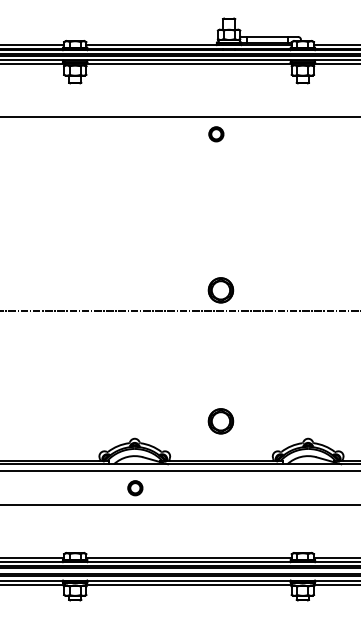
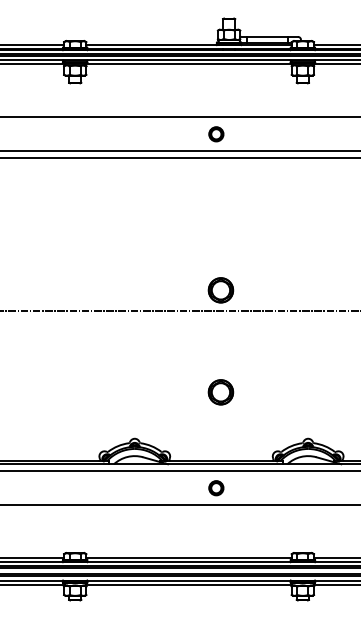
line: none -> present (179, 151)
line: none -> present (179, 158)
part position: (220, 421) -> (220, 392) (220, 392)
part position: (135, 488) -> (216, 488) (216, 488)
